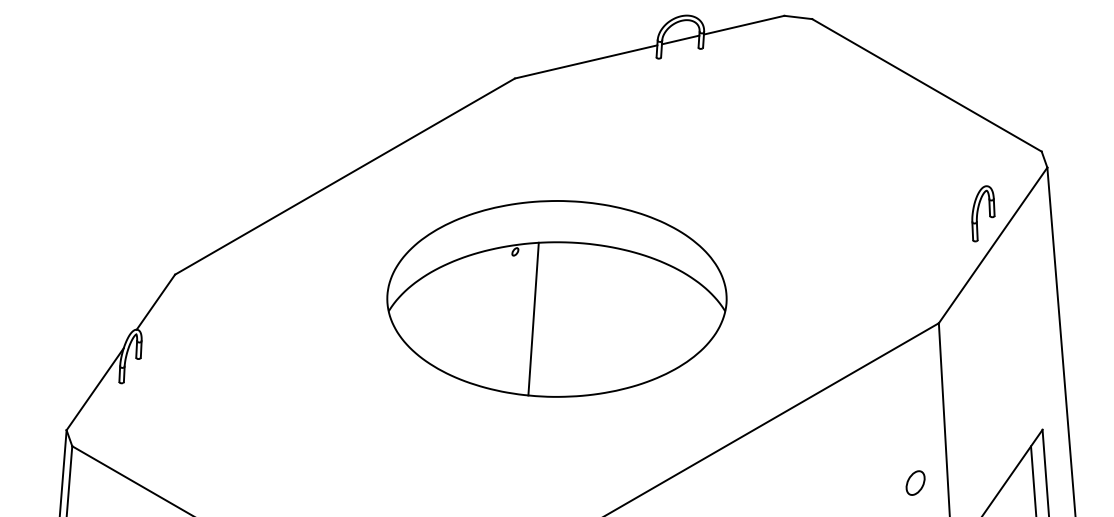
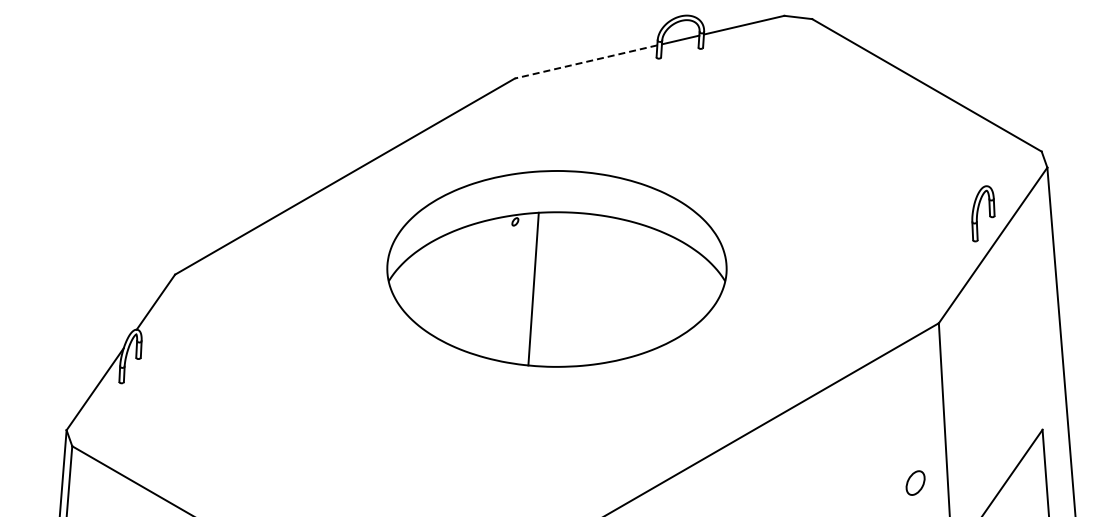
line: solid -> dashed (585, 62)
part position: (556, 298) -> (556, 268) (556, 268)
line: present -> none (1033, 479)
